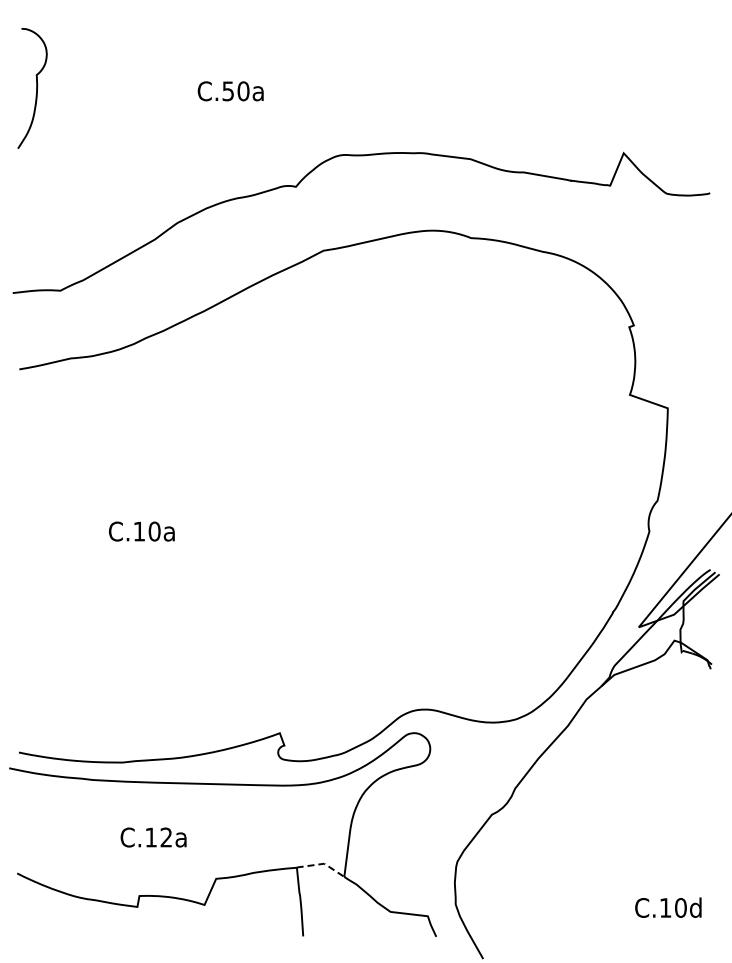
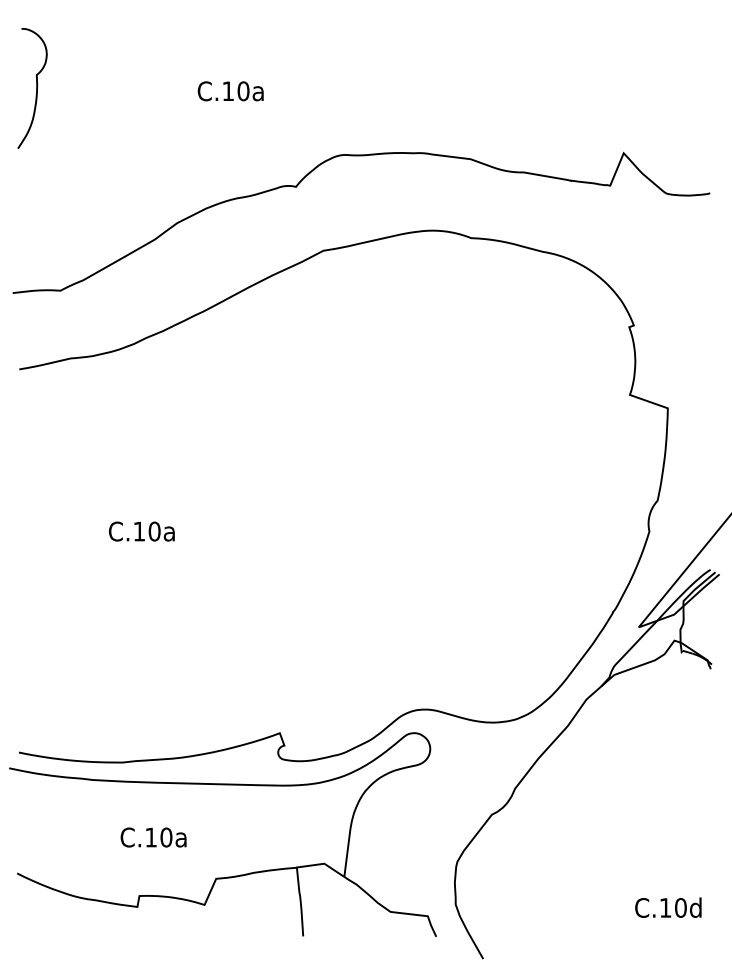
text: C.50a -> C.10a (227, 91)
text: C.12a -> C.10a (166, 837)
line: dashed -> solid (322, 864)
